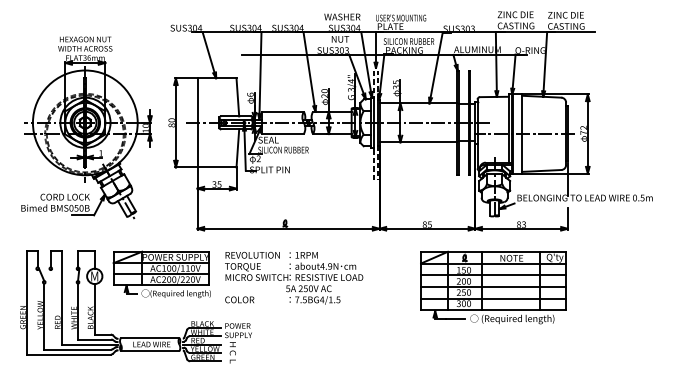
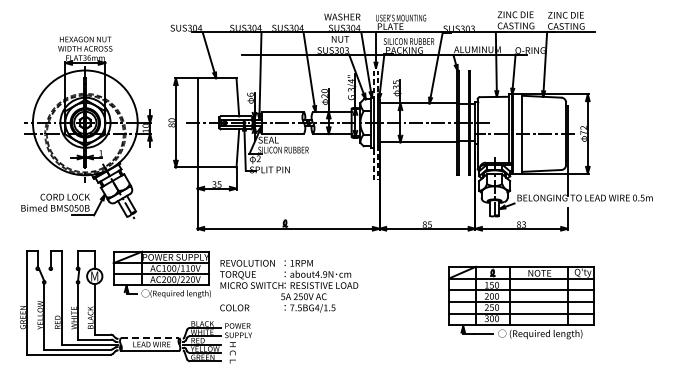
text position: (294, 277) -> (289, 285) (289, 285)
part position: (493, 287) -> (521, 302) (521, 302)
line: solid -> dashed (150, 337)
